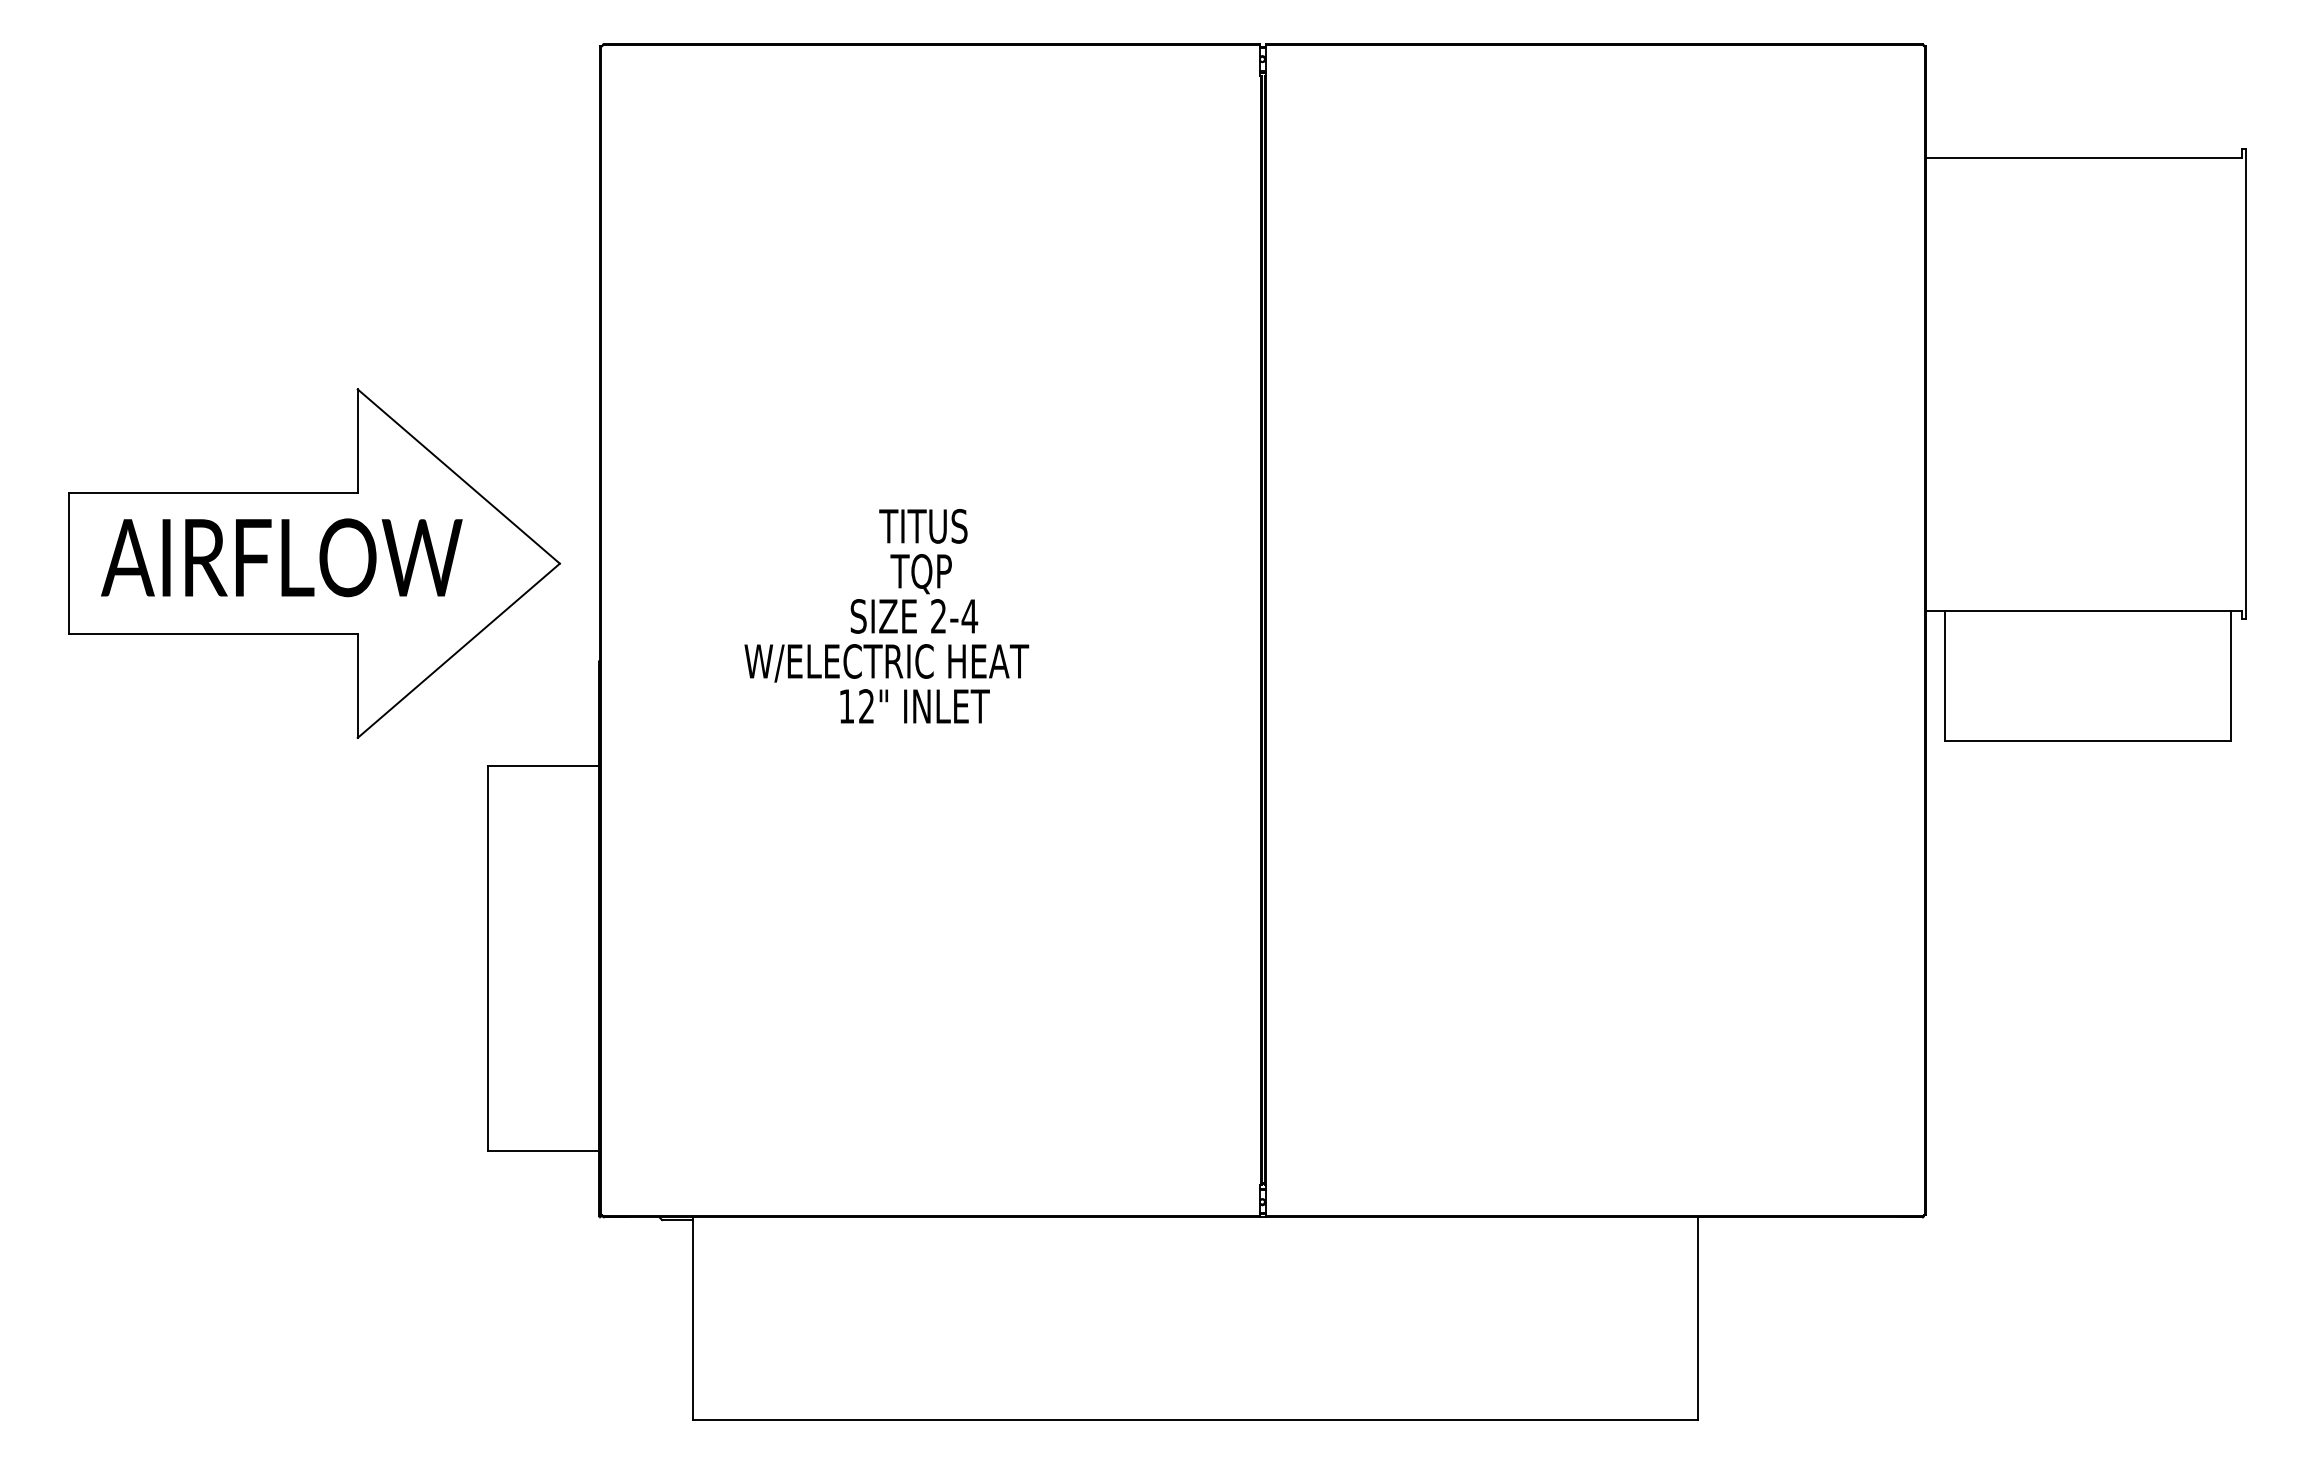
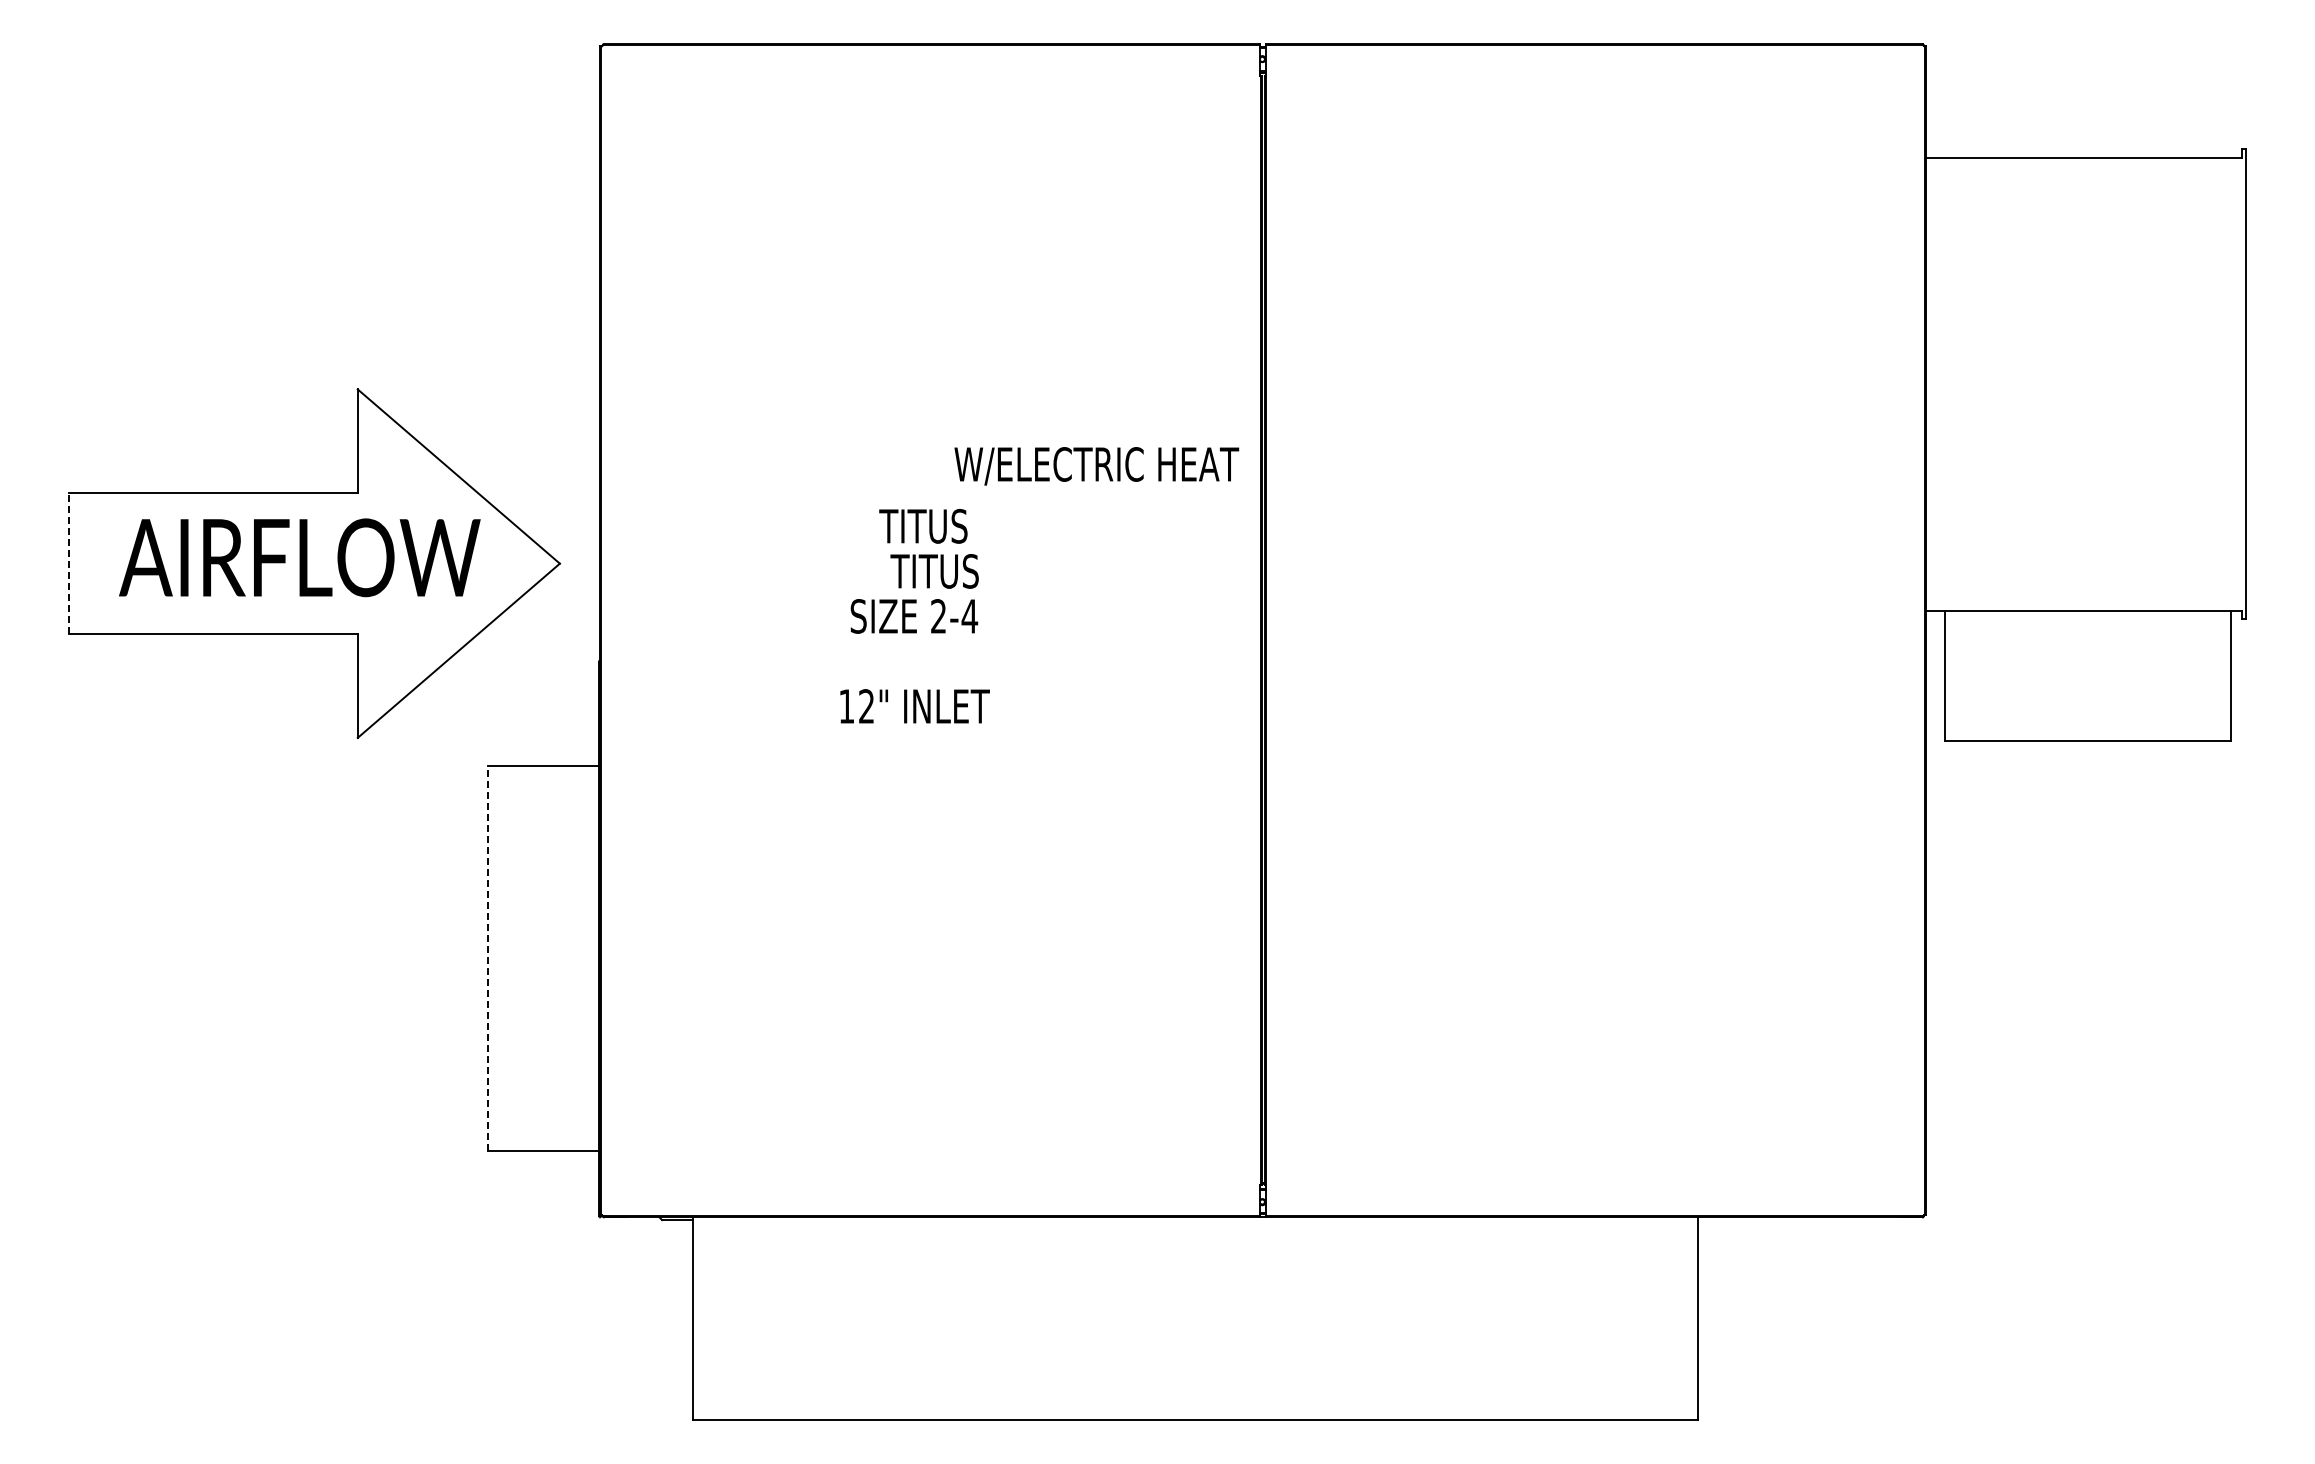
text position: (281, 557) -> (299, 557) (299, 557)
line: solid -> dashed (69, 563)
text: TQP -> TITUS (944, 574)
text position: (886, 663) -> (1096, 466) (1096, 466)
line: solid -> dashed (488, 957)
